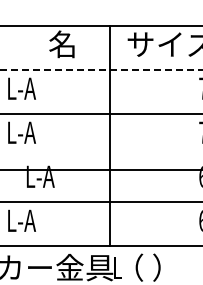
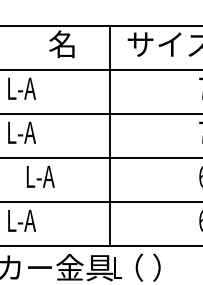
line: dashed -> solid (101, 69)
line position: (100, 169) -> (100, 157) (100, 157)
